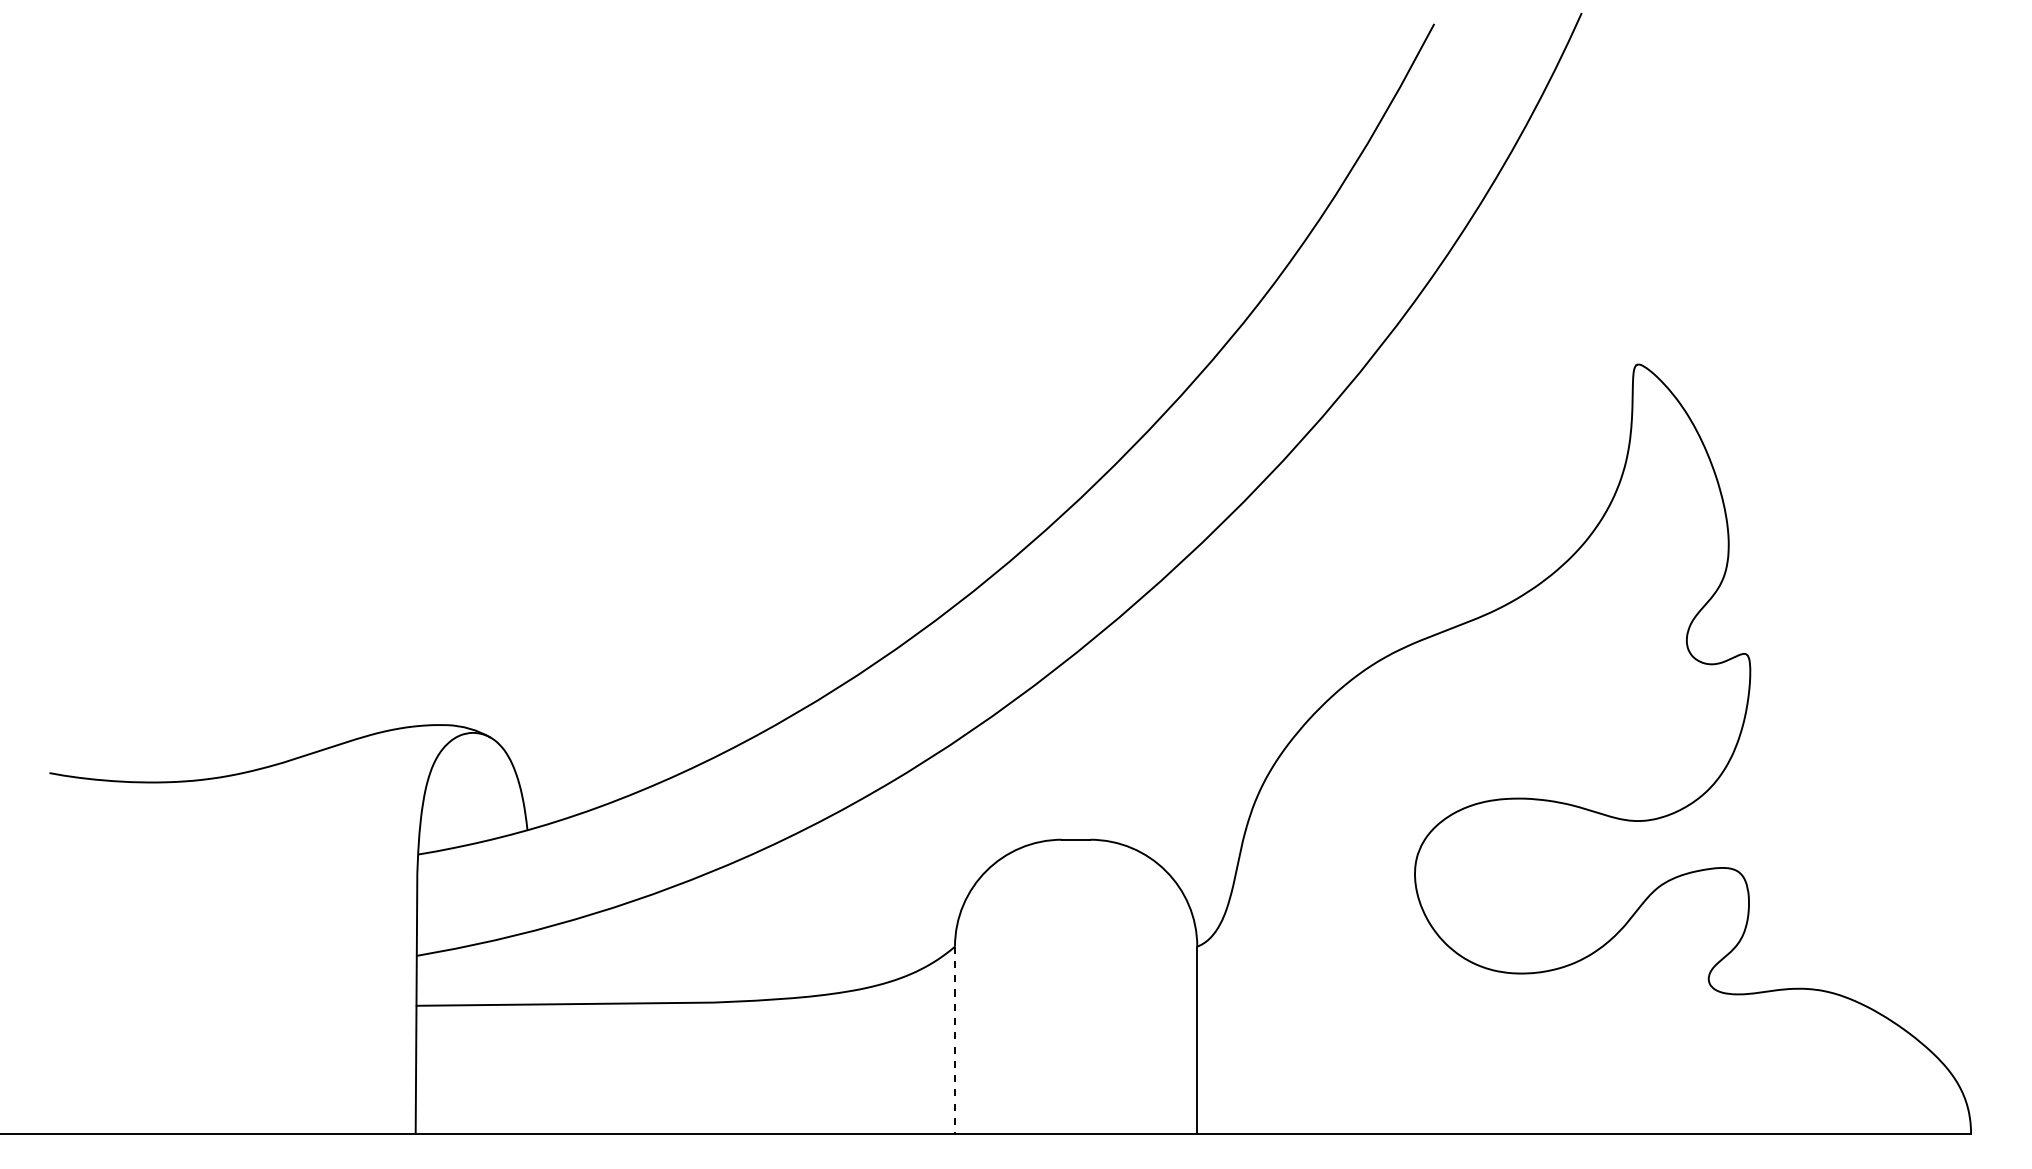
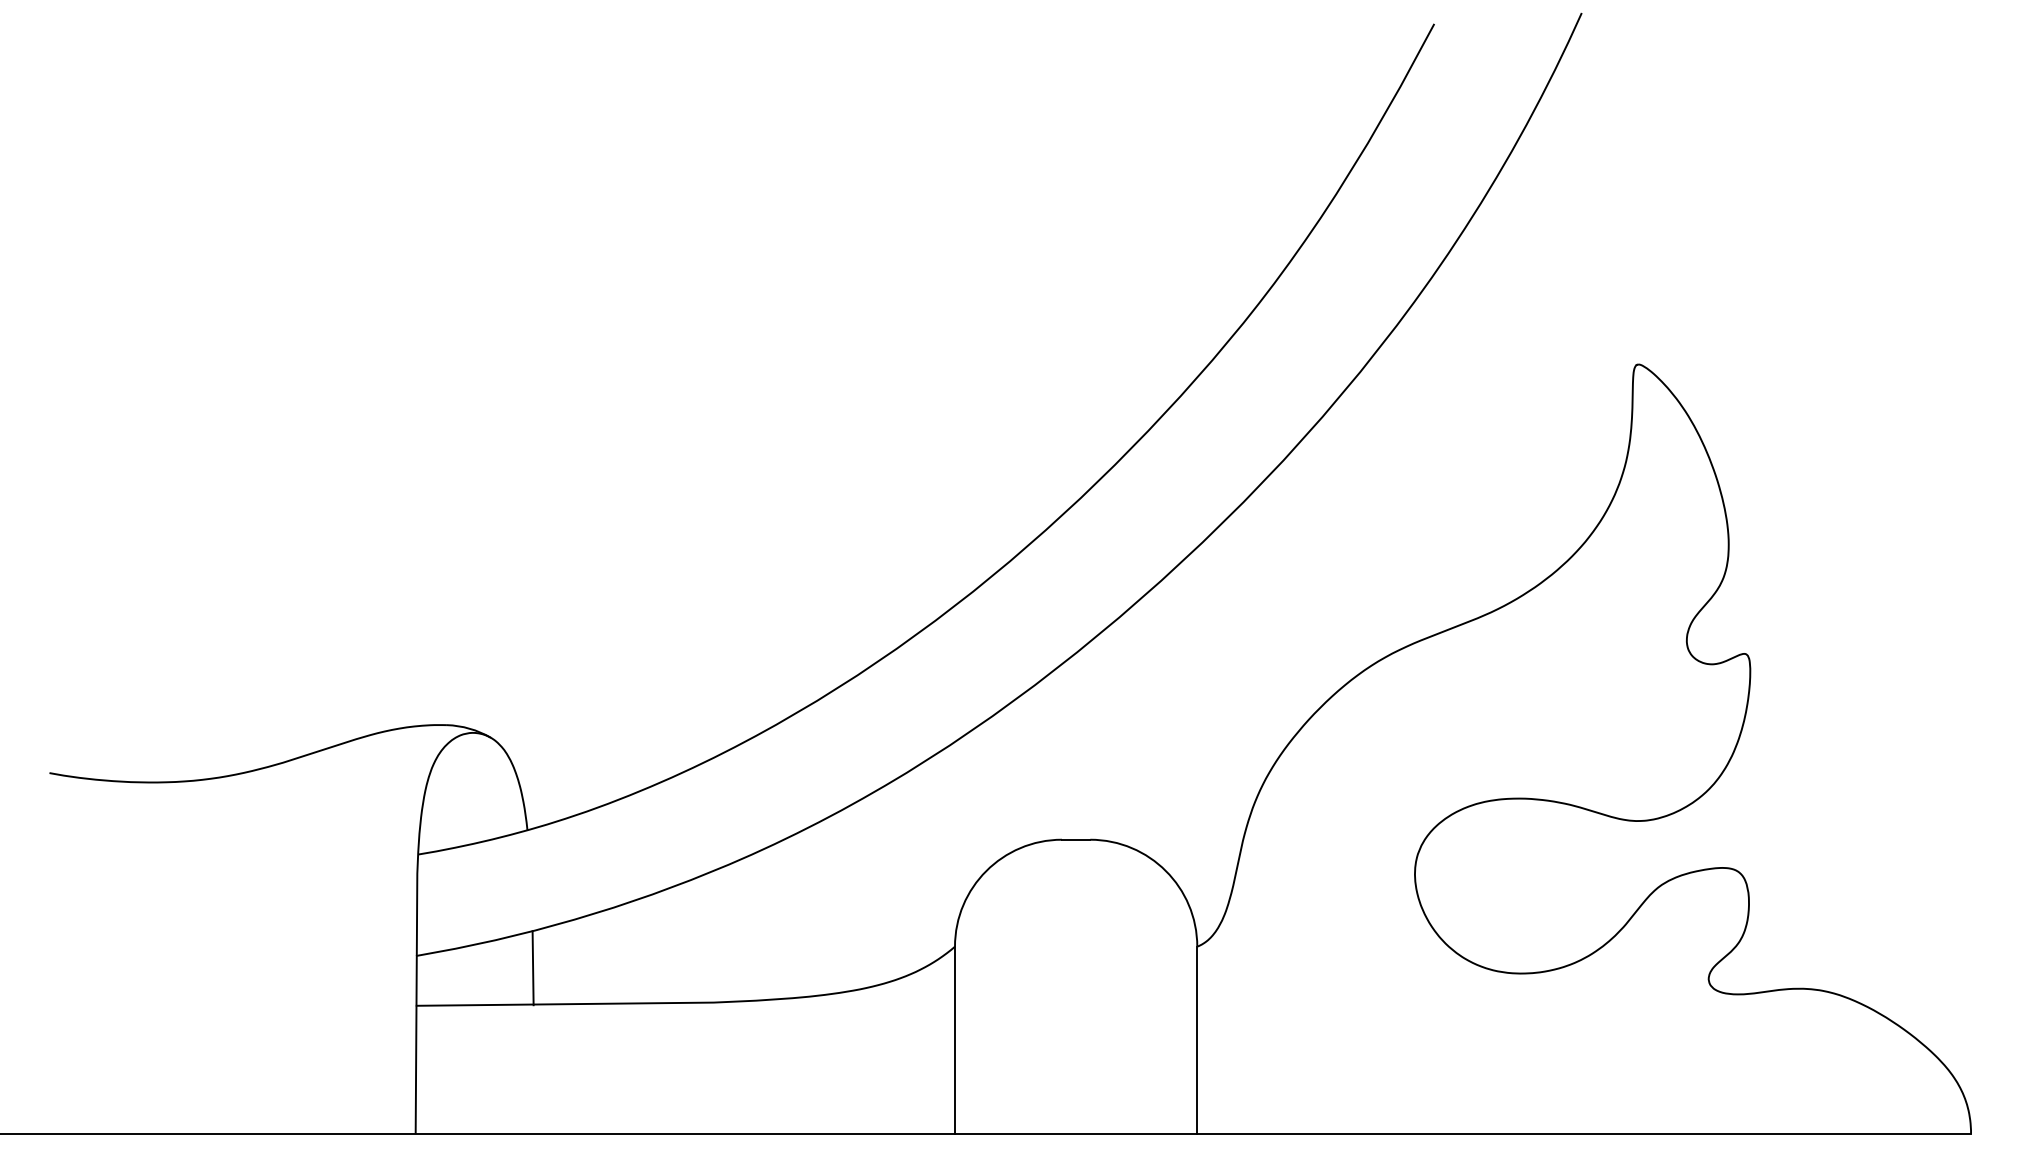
line: none -> present (532, 968)
line: dashed -> solid (955, 1040)
